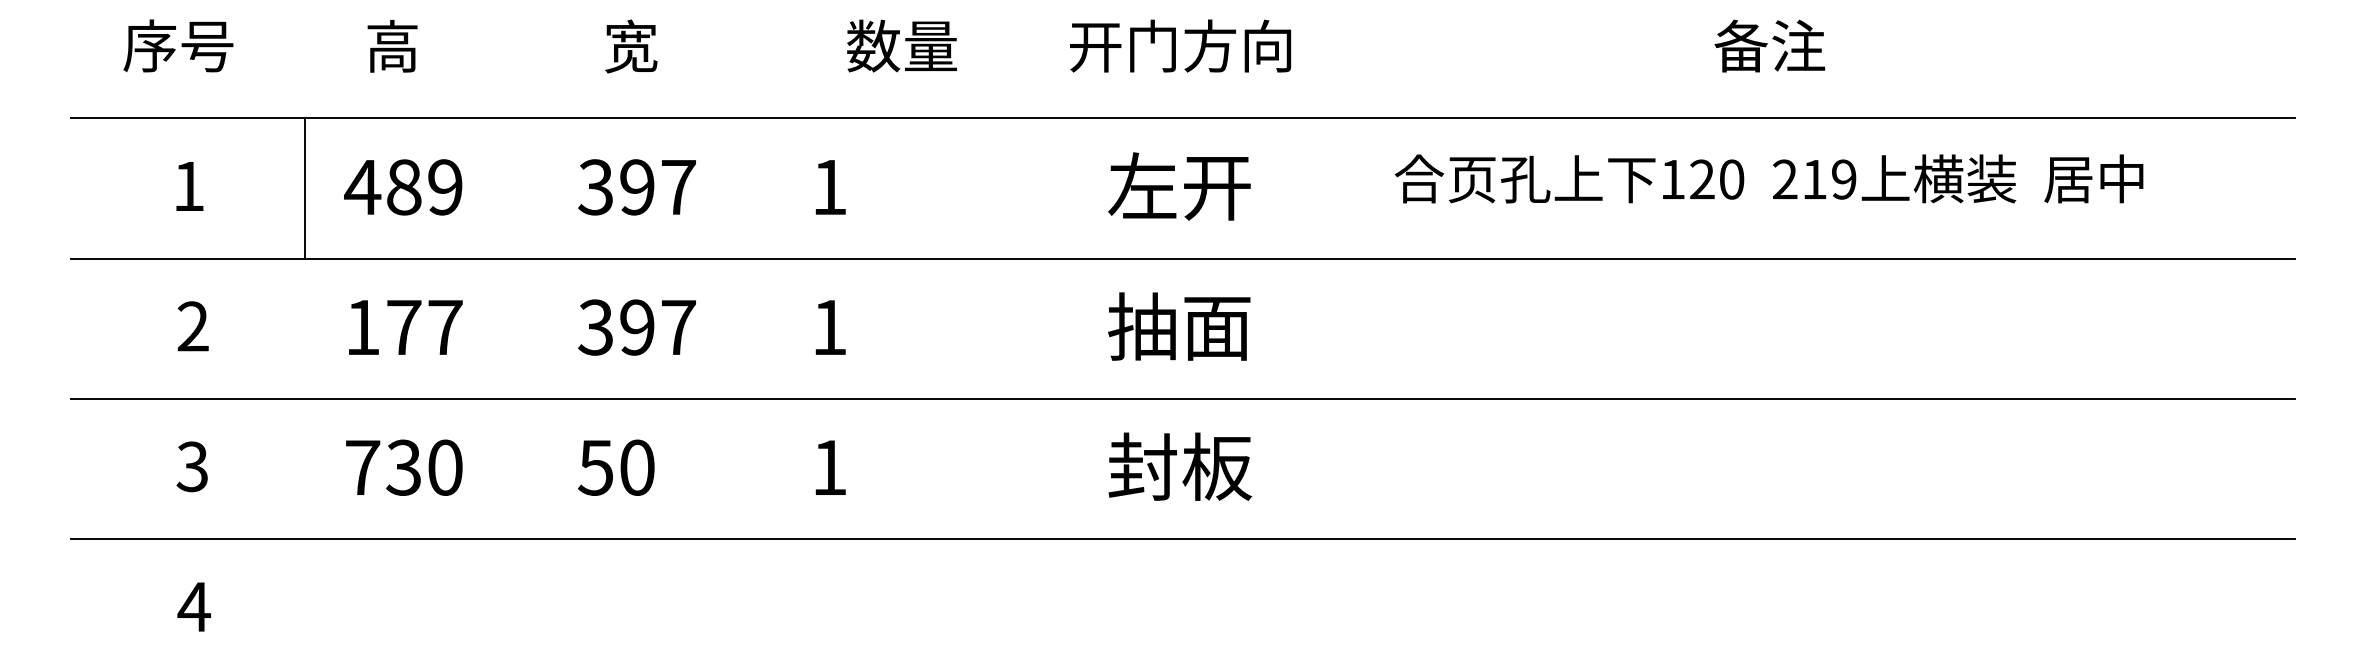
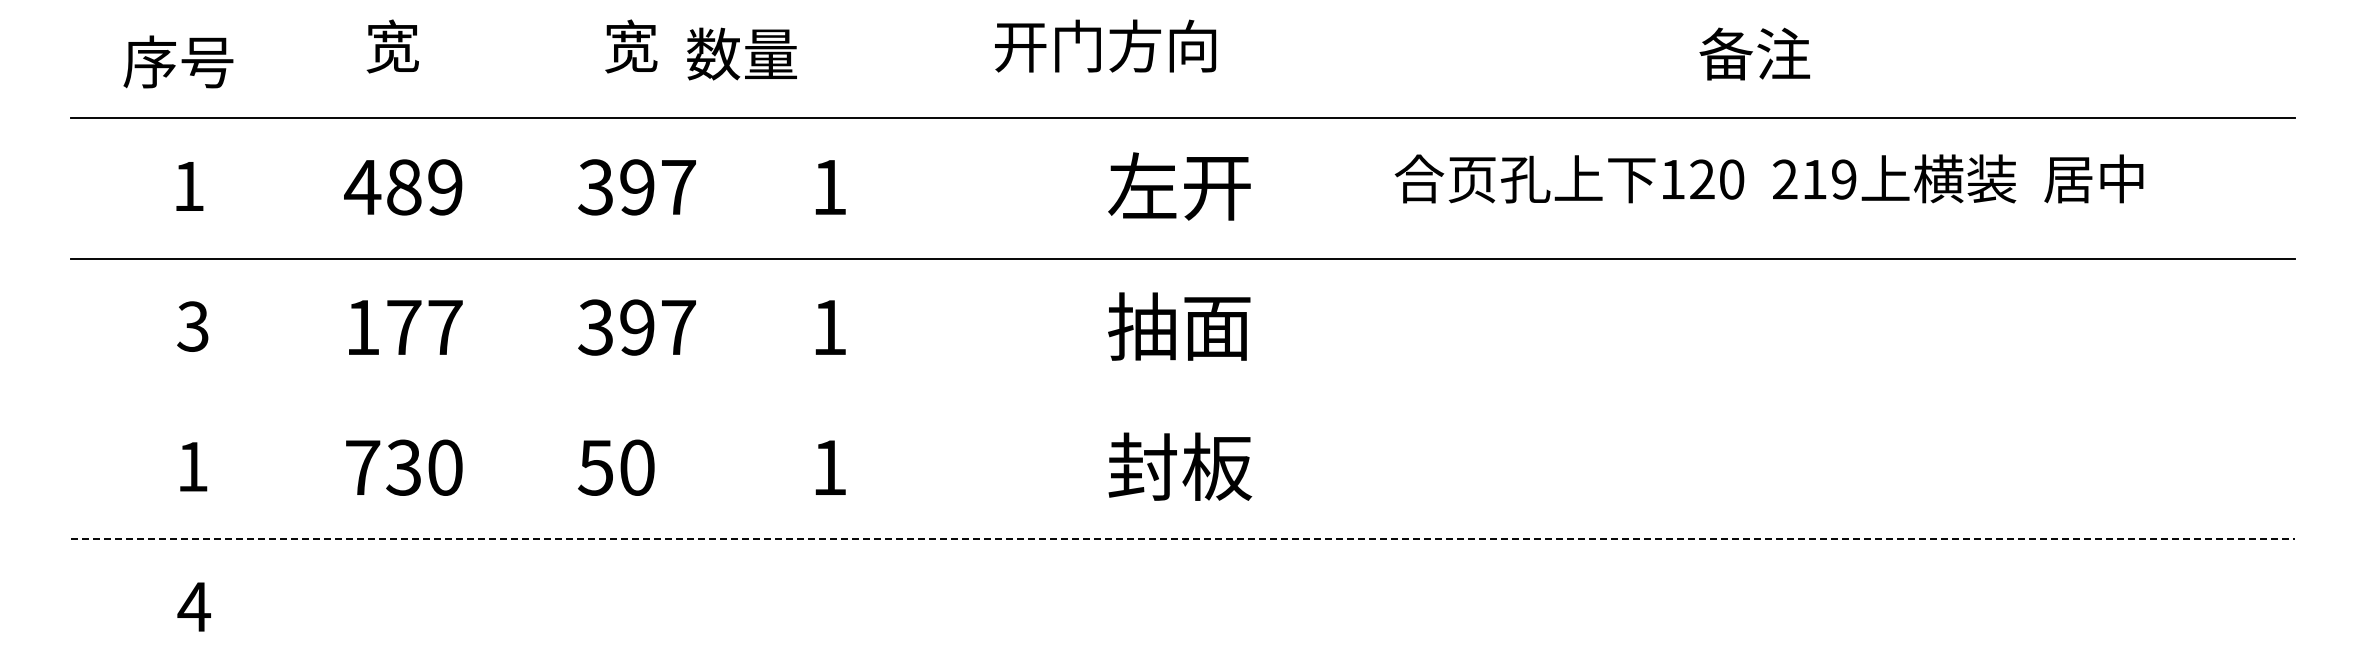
text position: (178, 45) -> (178, 61) (178, 61)
text position: (901, 45) -> (741, 53) (741, 53)
text position: (1180, 45) -> (1105, 45) (1105, 45)
text position: (1769, 45) -> (1754, 53) (1754, 53)
text: 高 -> 宽 (392, 46)
line: present -> none (304, 188)
text: 2 -> 3 (192, 326)
line: present -> none (1182, 398)
text: 3 -> 1 (191, 466)
line: solid -> dashed (1183, 538)
